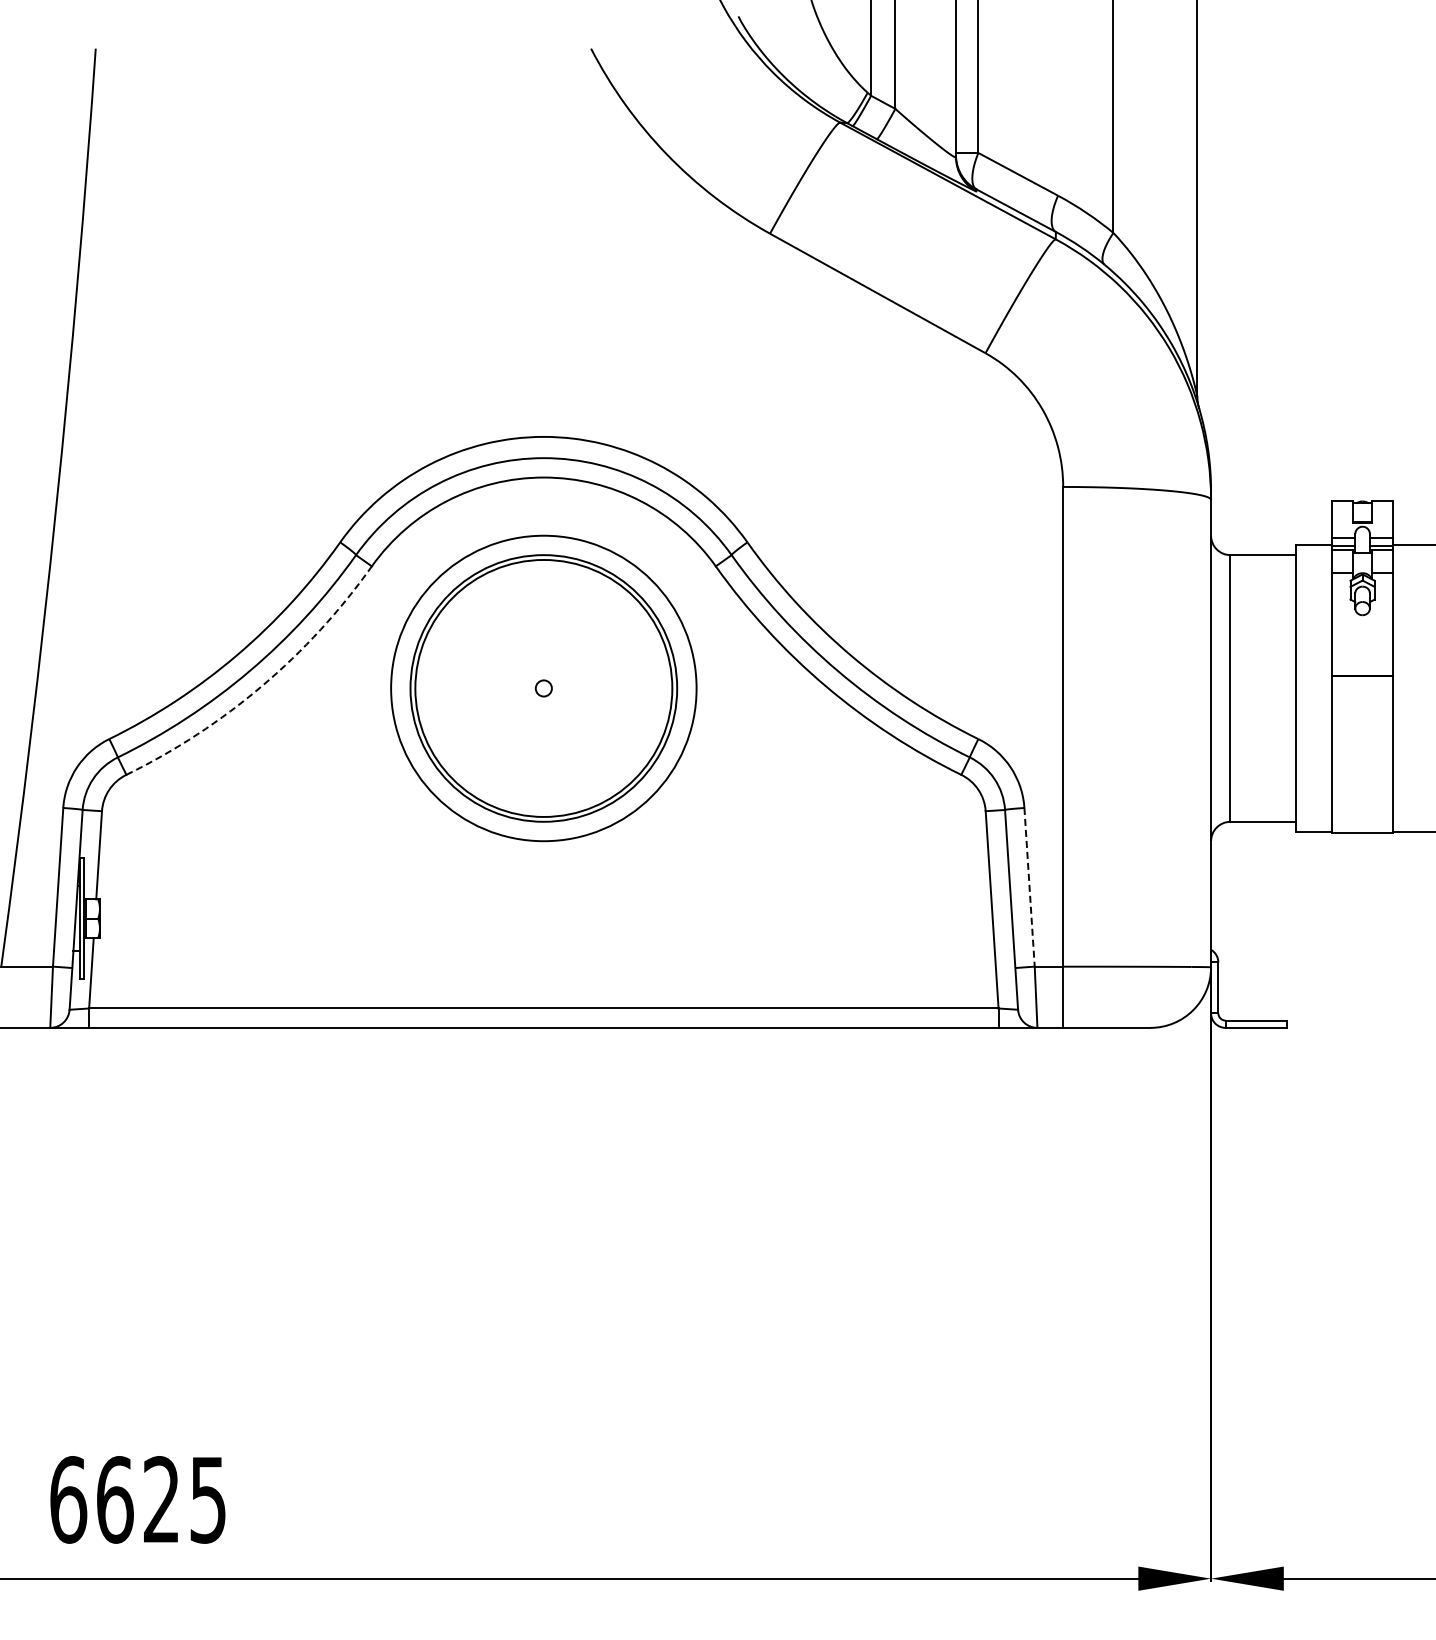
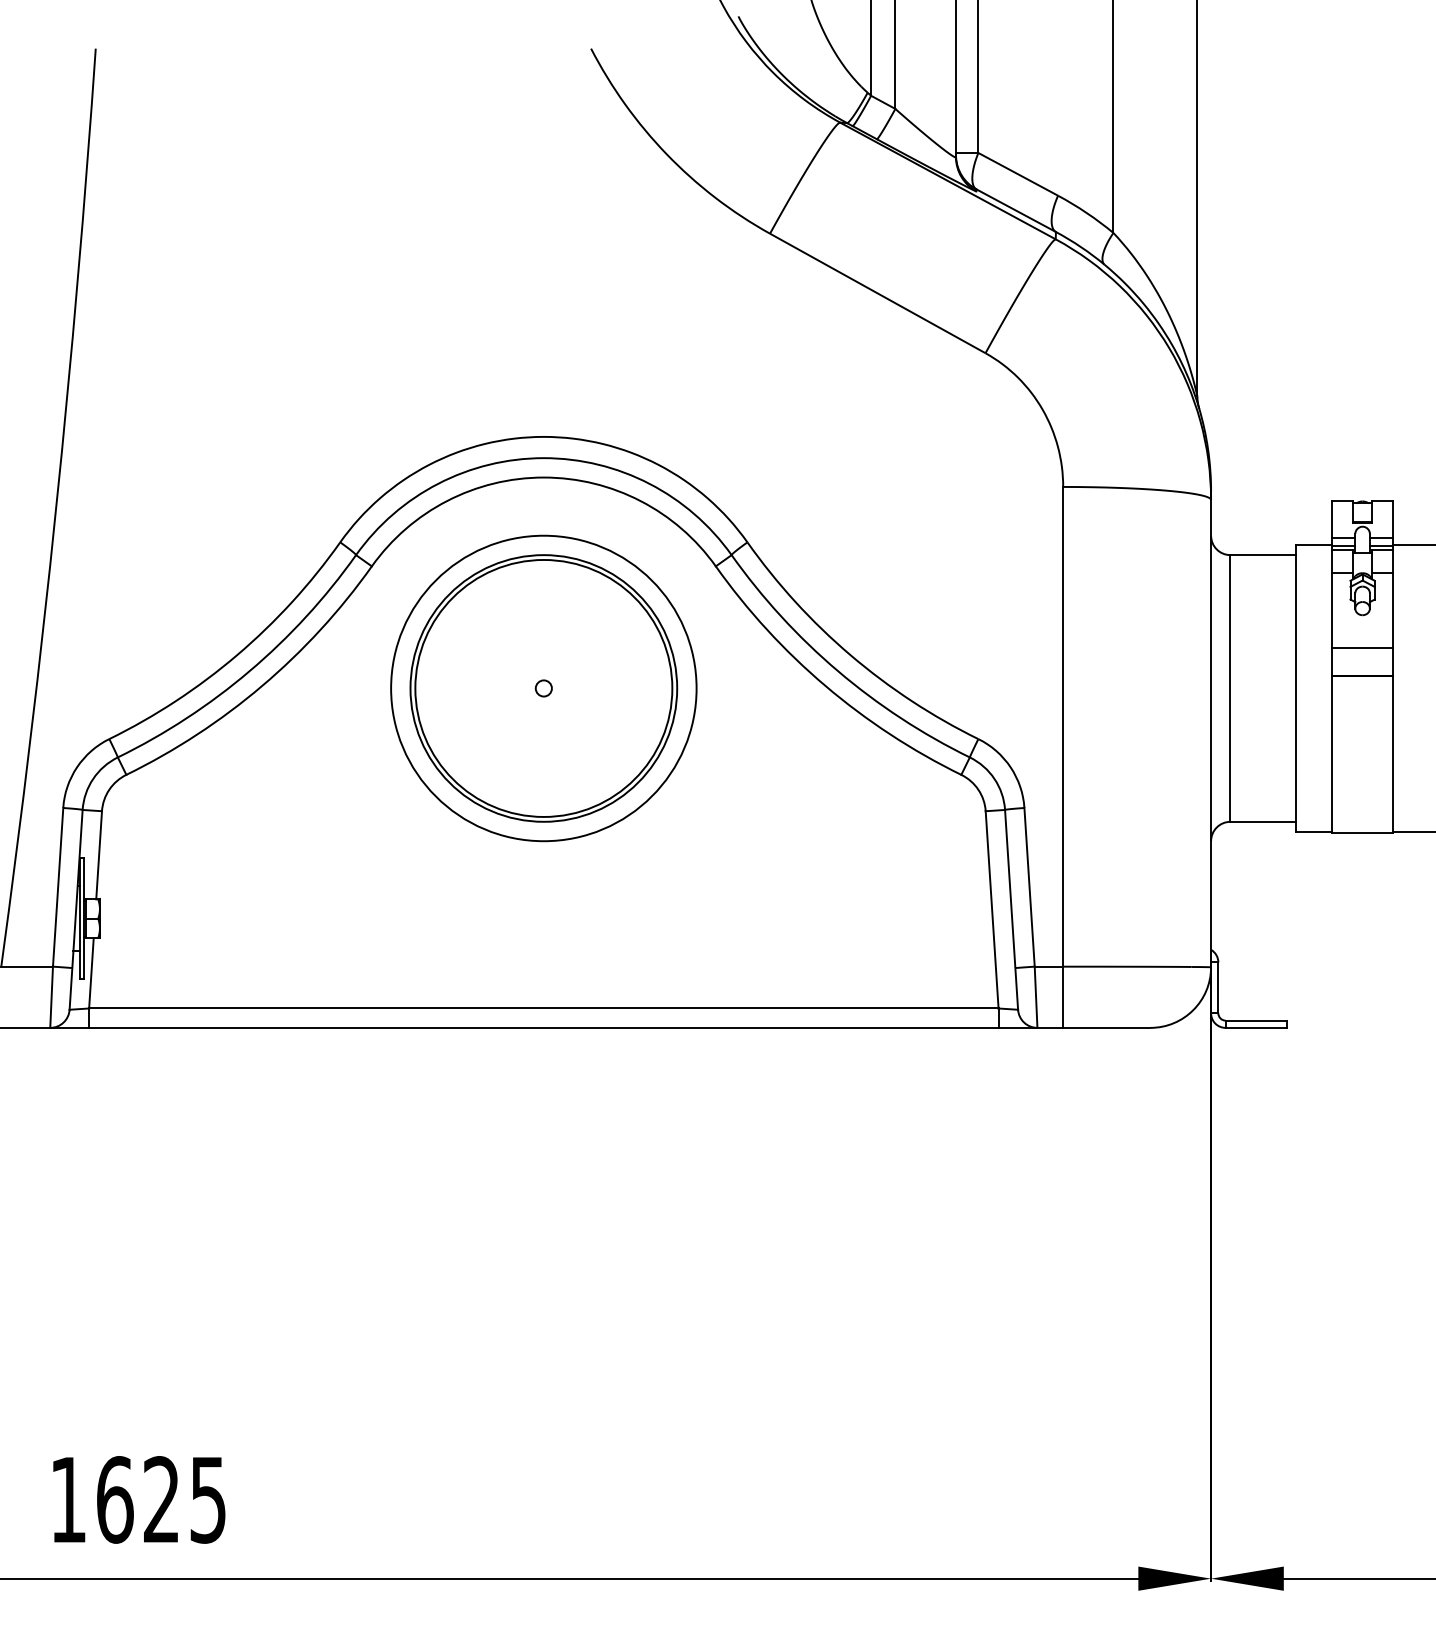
line: none -> present (1362, 647)
arc: dashed -> solid (262, 685)
line: dashed -> solid (1029, 887)
text: 6625 -> 1625 (68, 1499)
